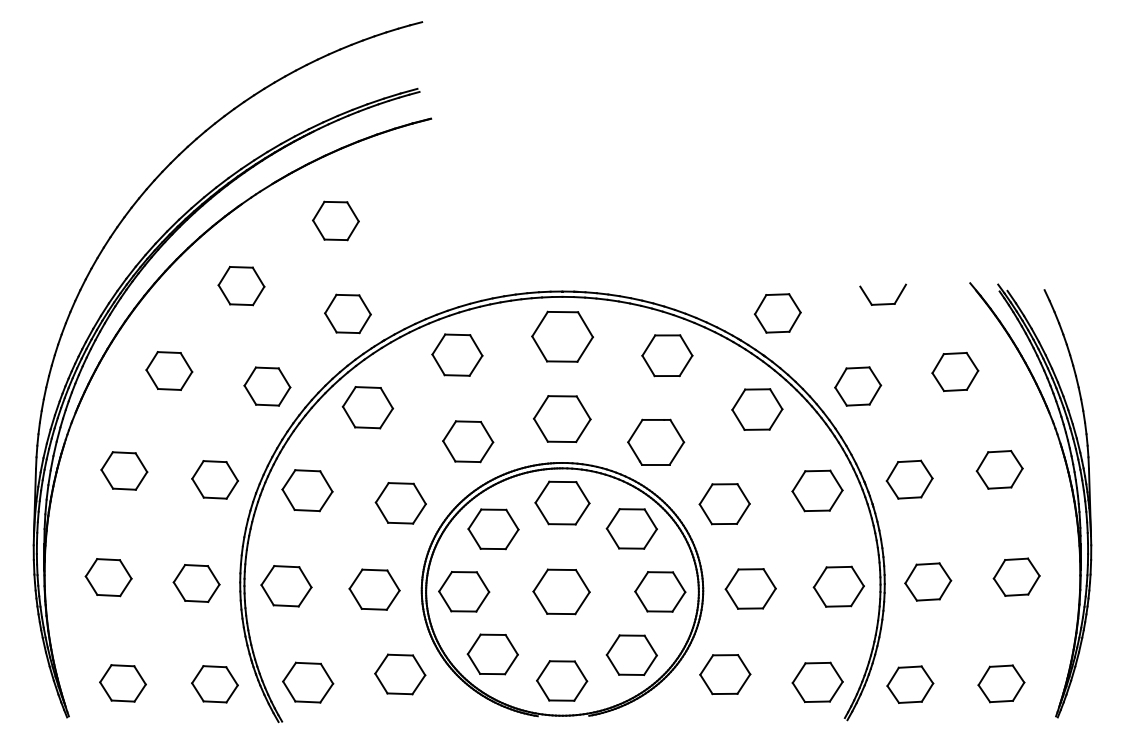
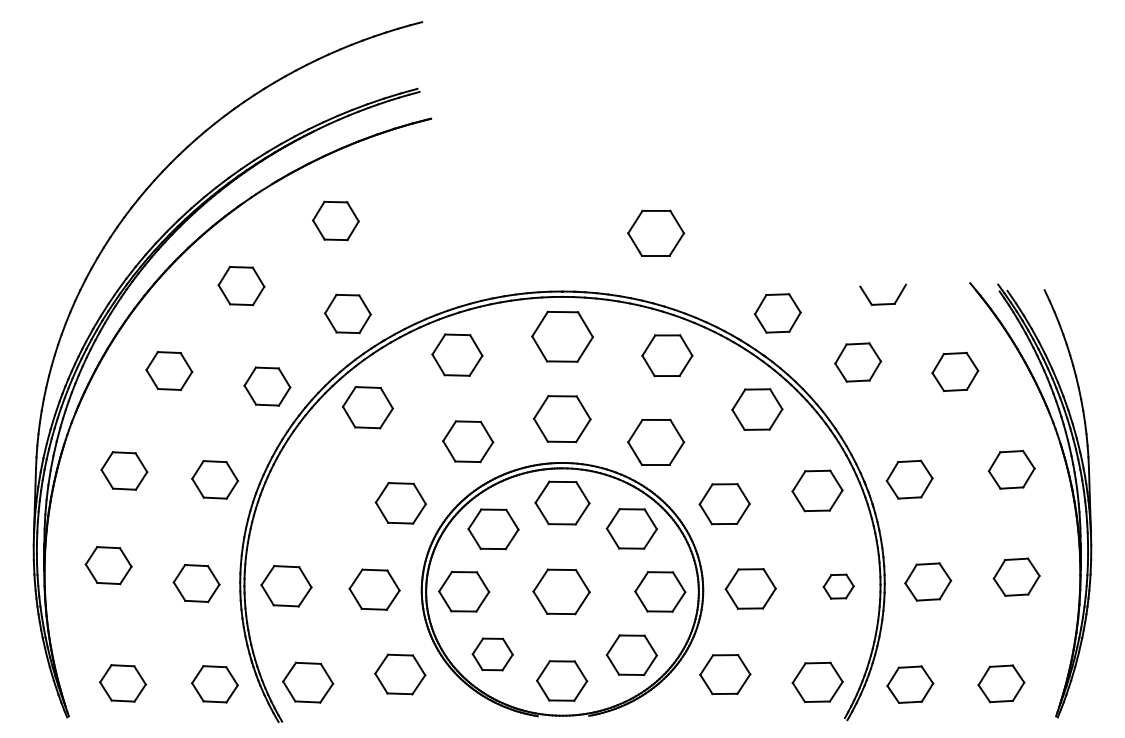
part: none -> present (656, 232)
part position: (858, 386) -> (858, 362) (858, 362)
part position: (999, 469) -> (1011, 469) (1011, 469)
part: present -> none (307, 490)
part position: (108, 577) -> (108, 565) (108, 565)
part size: 53x43 px -> 33x27 px (838, 586)
part size: 53x43 px -> 43x35 px (492, 654)
